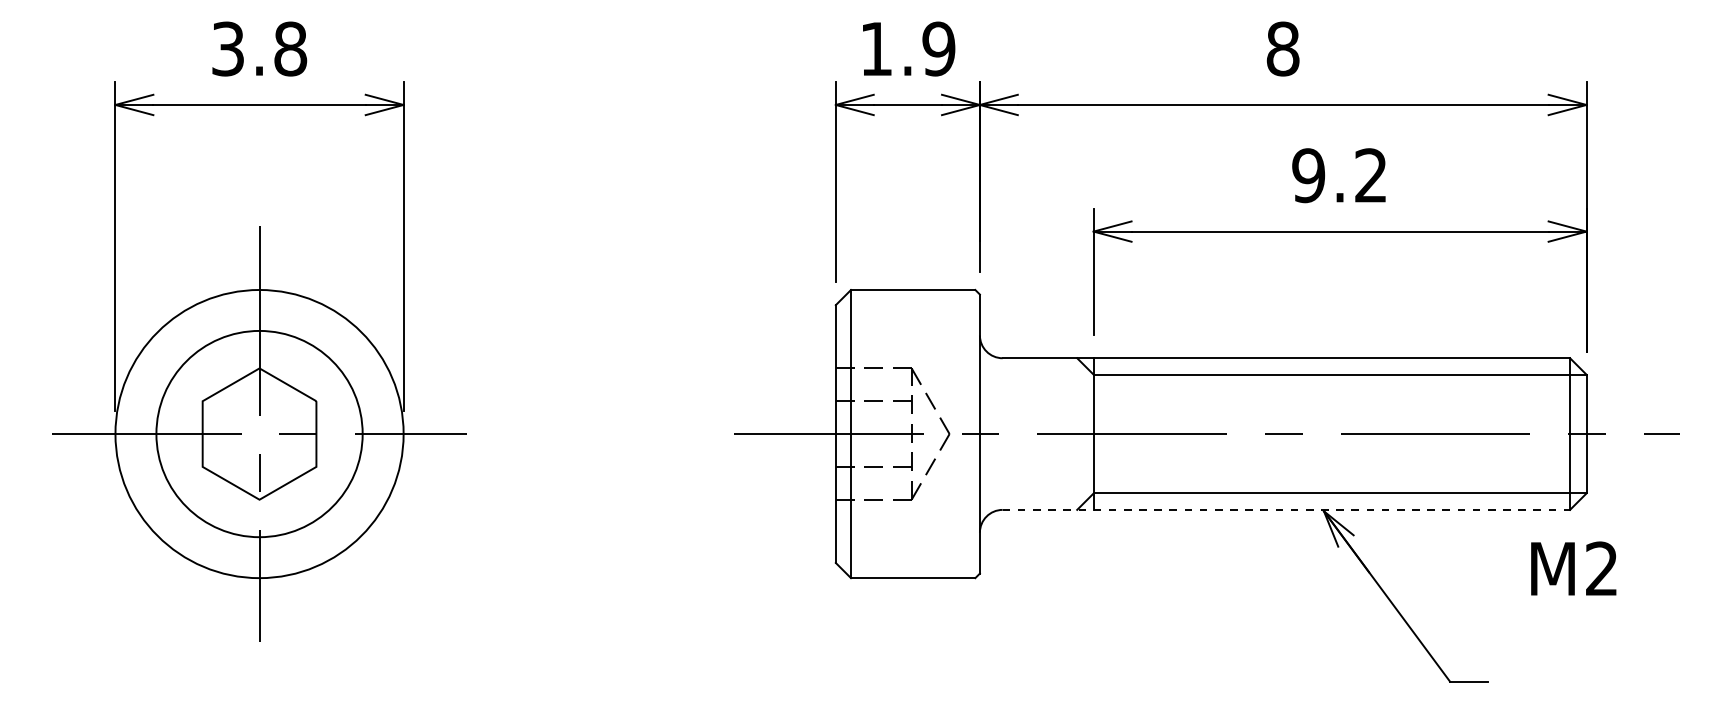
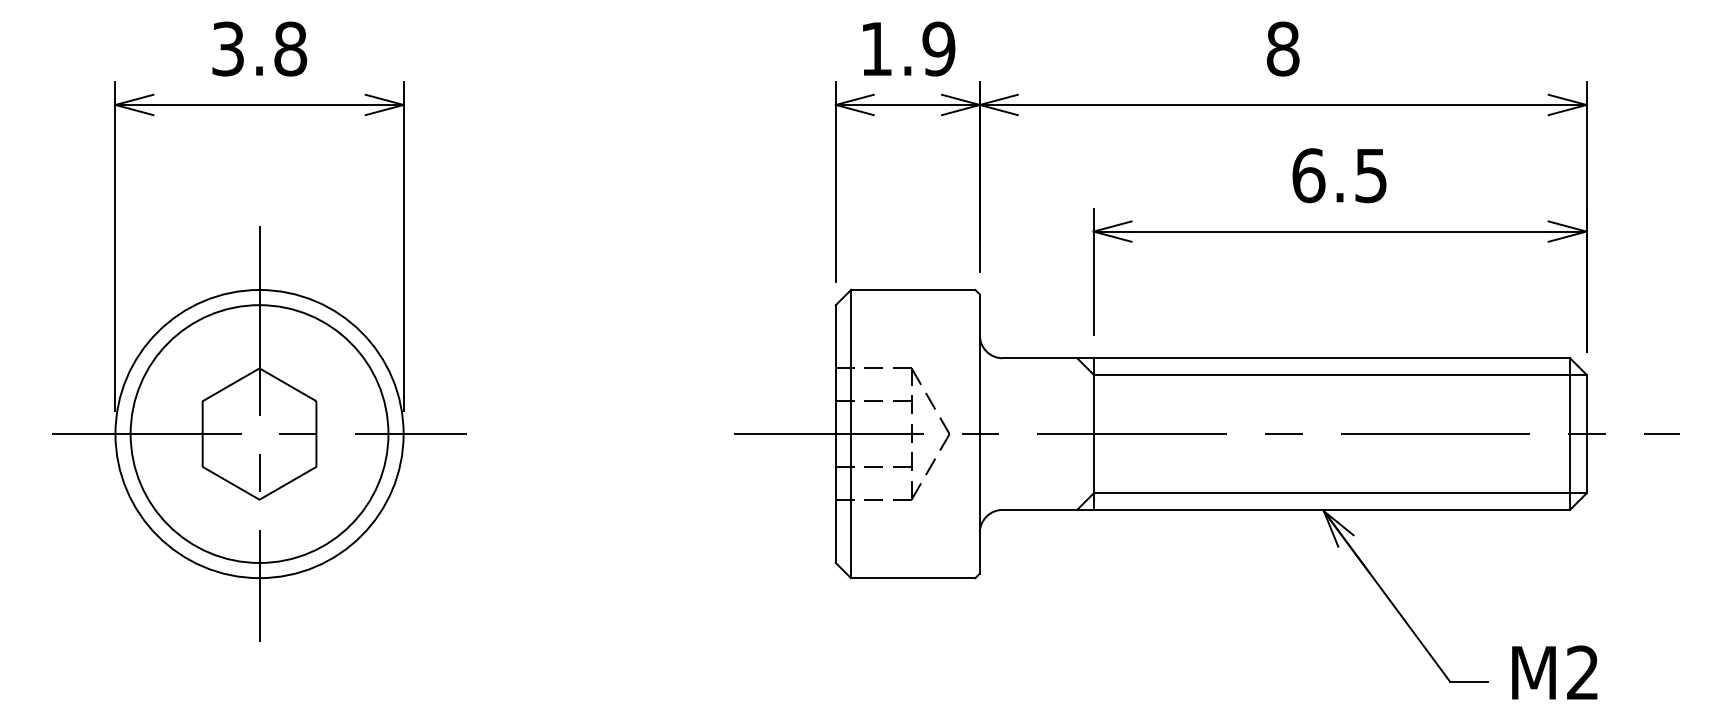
text: 9.2 -> 6.5 (1339, 175)
circle diameter: 206 px -> 258 px (259, 433)
line: dashed -> solid (1286, 509)
text position: (1573, 568) -> (1554, 672) (1554, 672)
